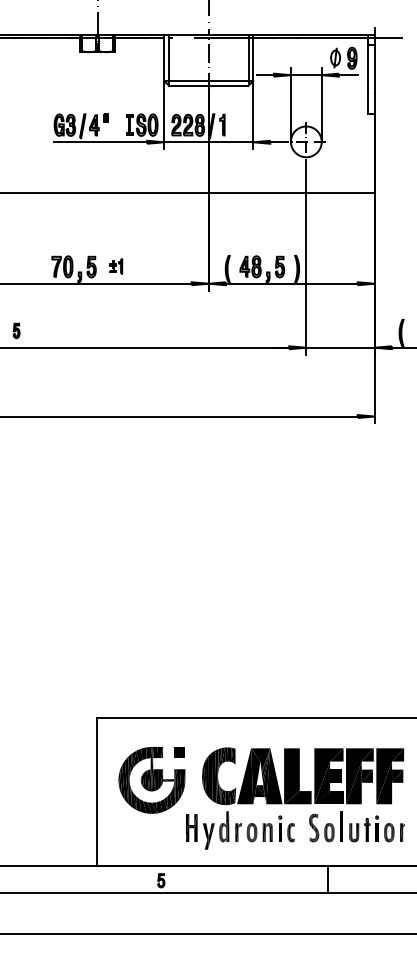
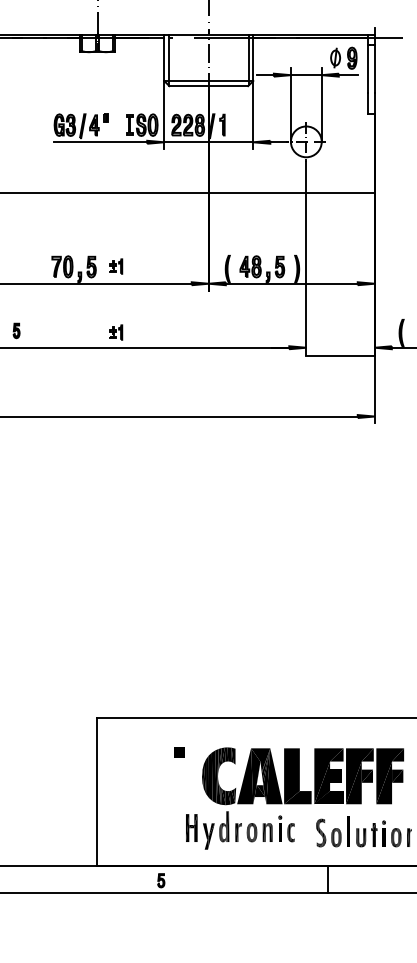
part: none -> present (116, 332)
line position: (340, 347) -> (340, 355) (340, 355)
part: present -> none (151, 780)
part position: (356, 826) -> (363, 831) (363, 831)
line: present -> none (207, 934)
